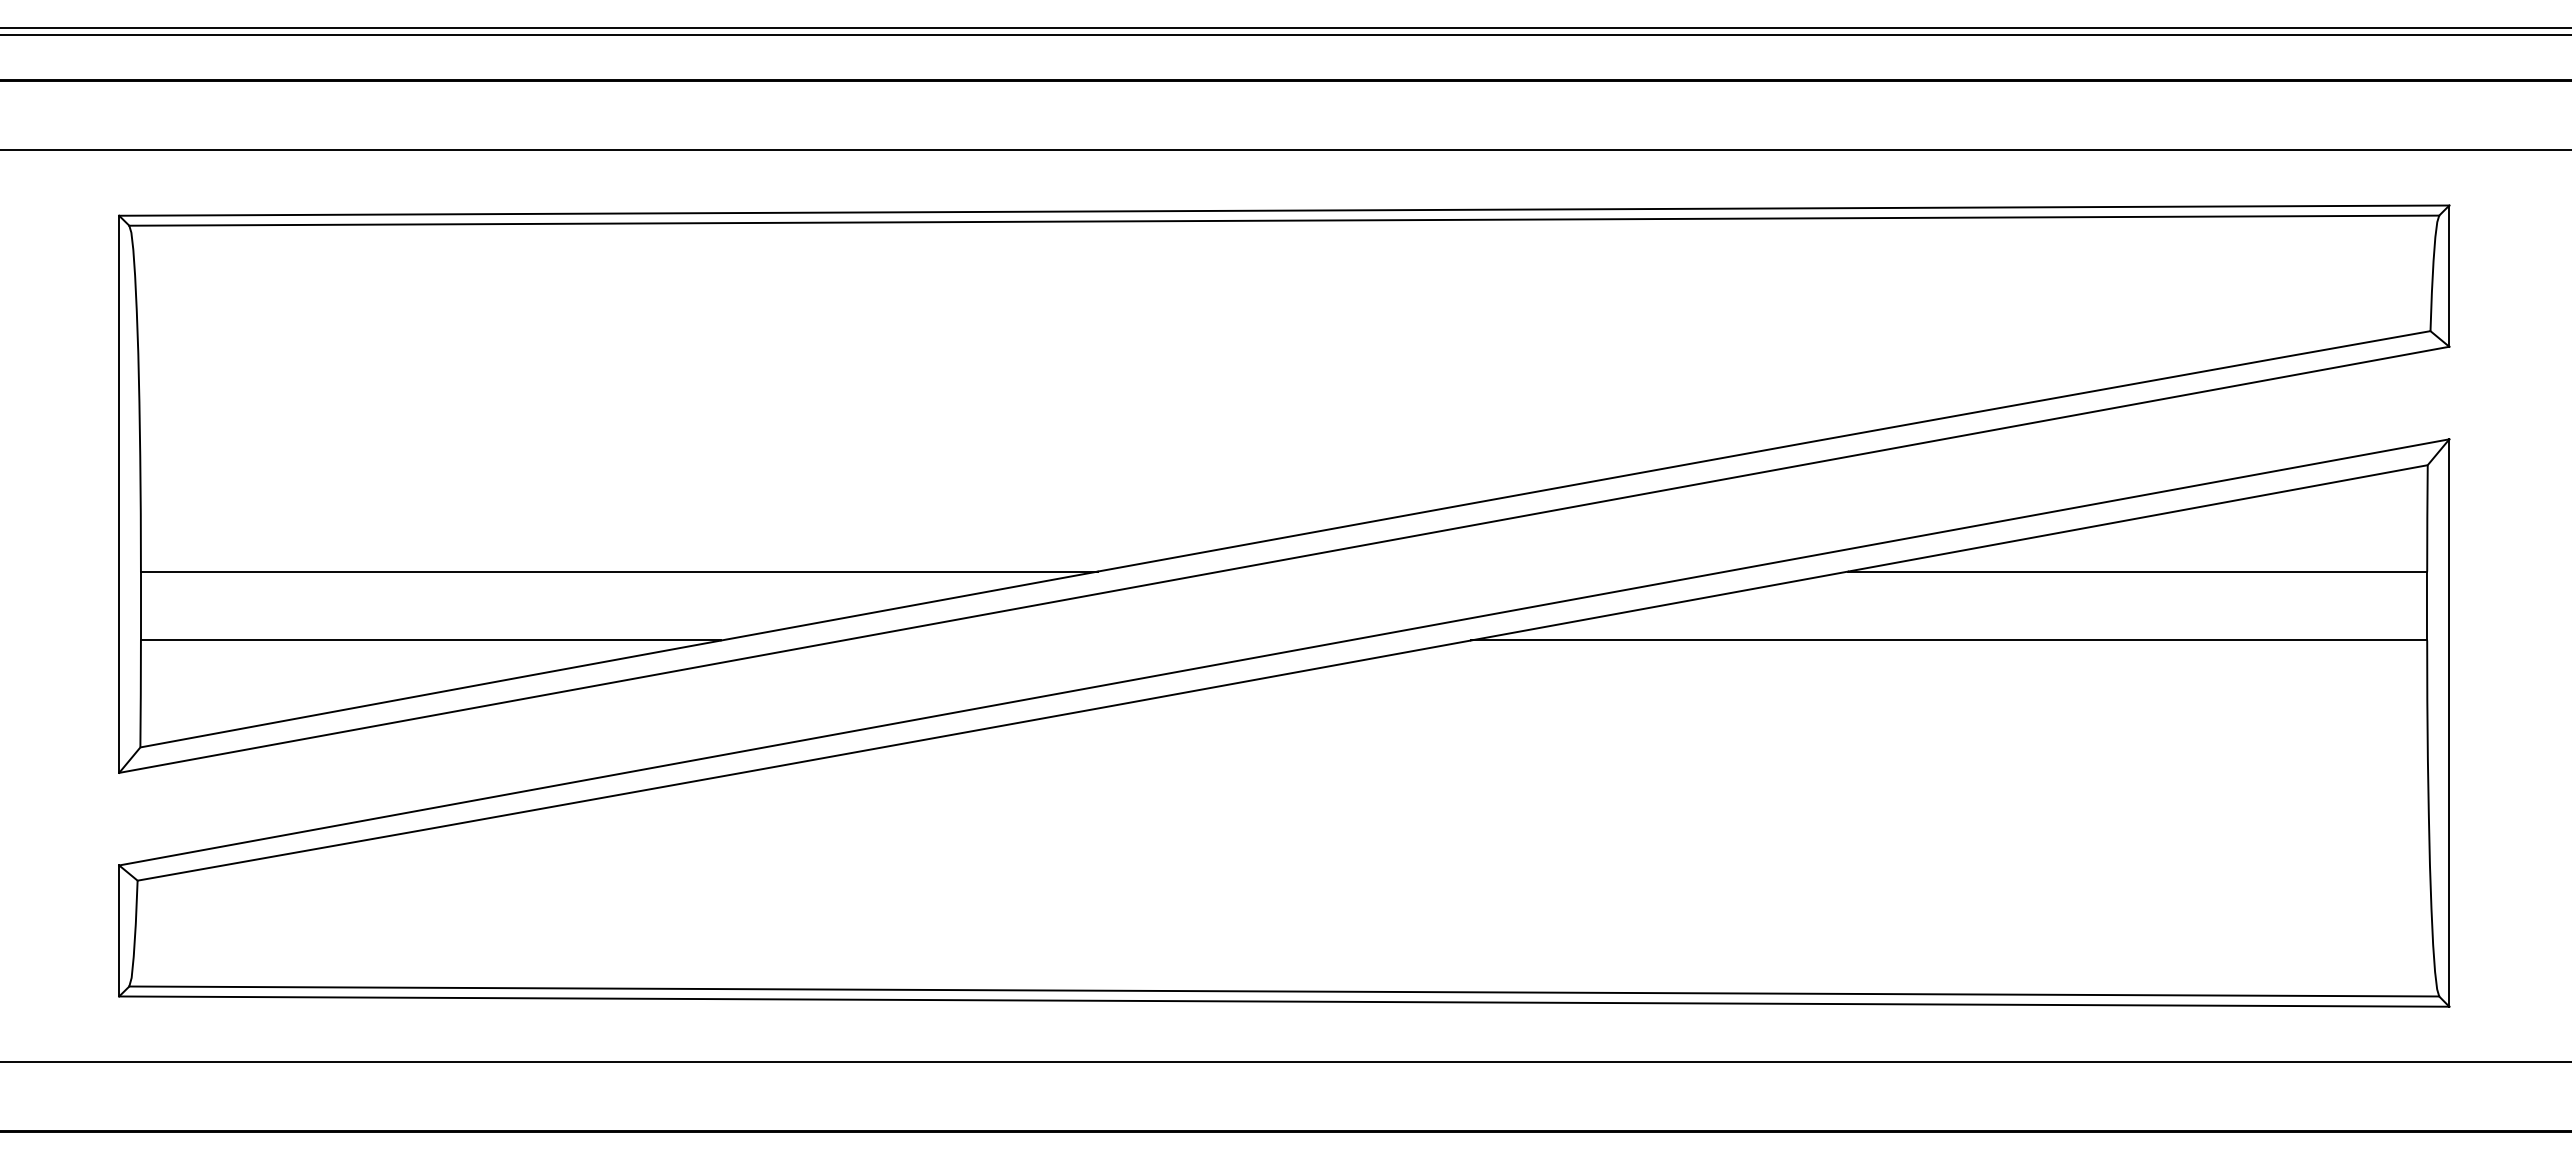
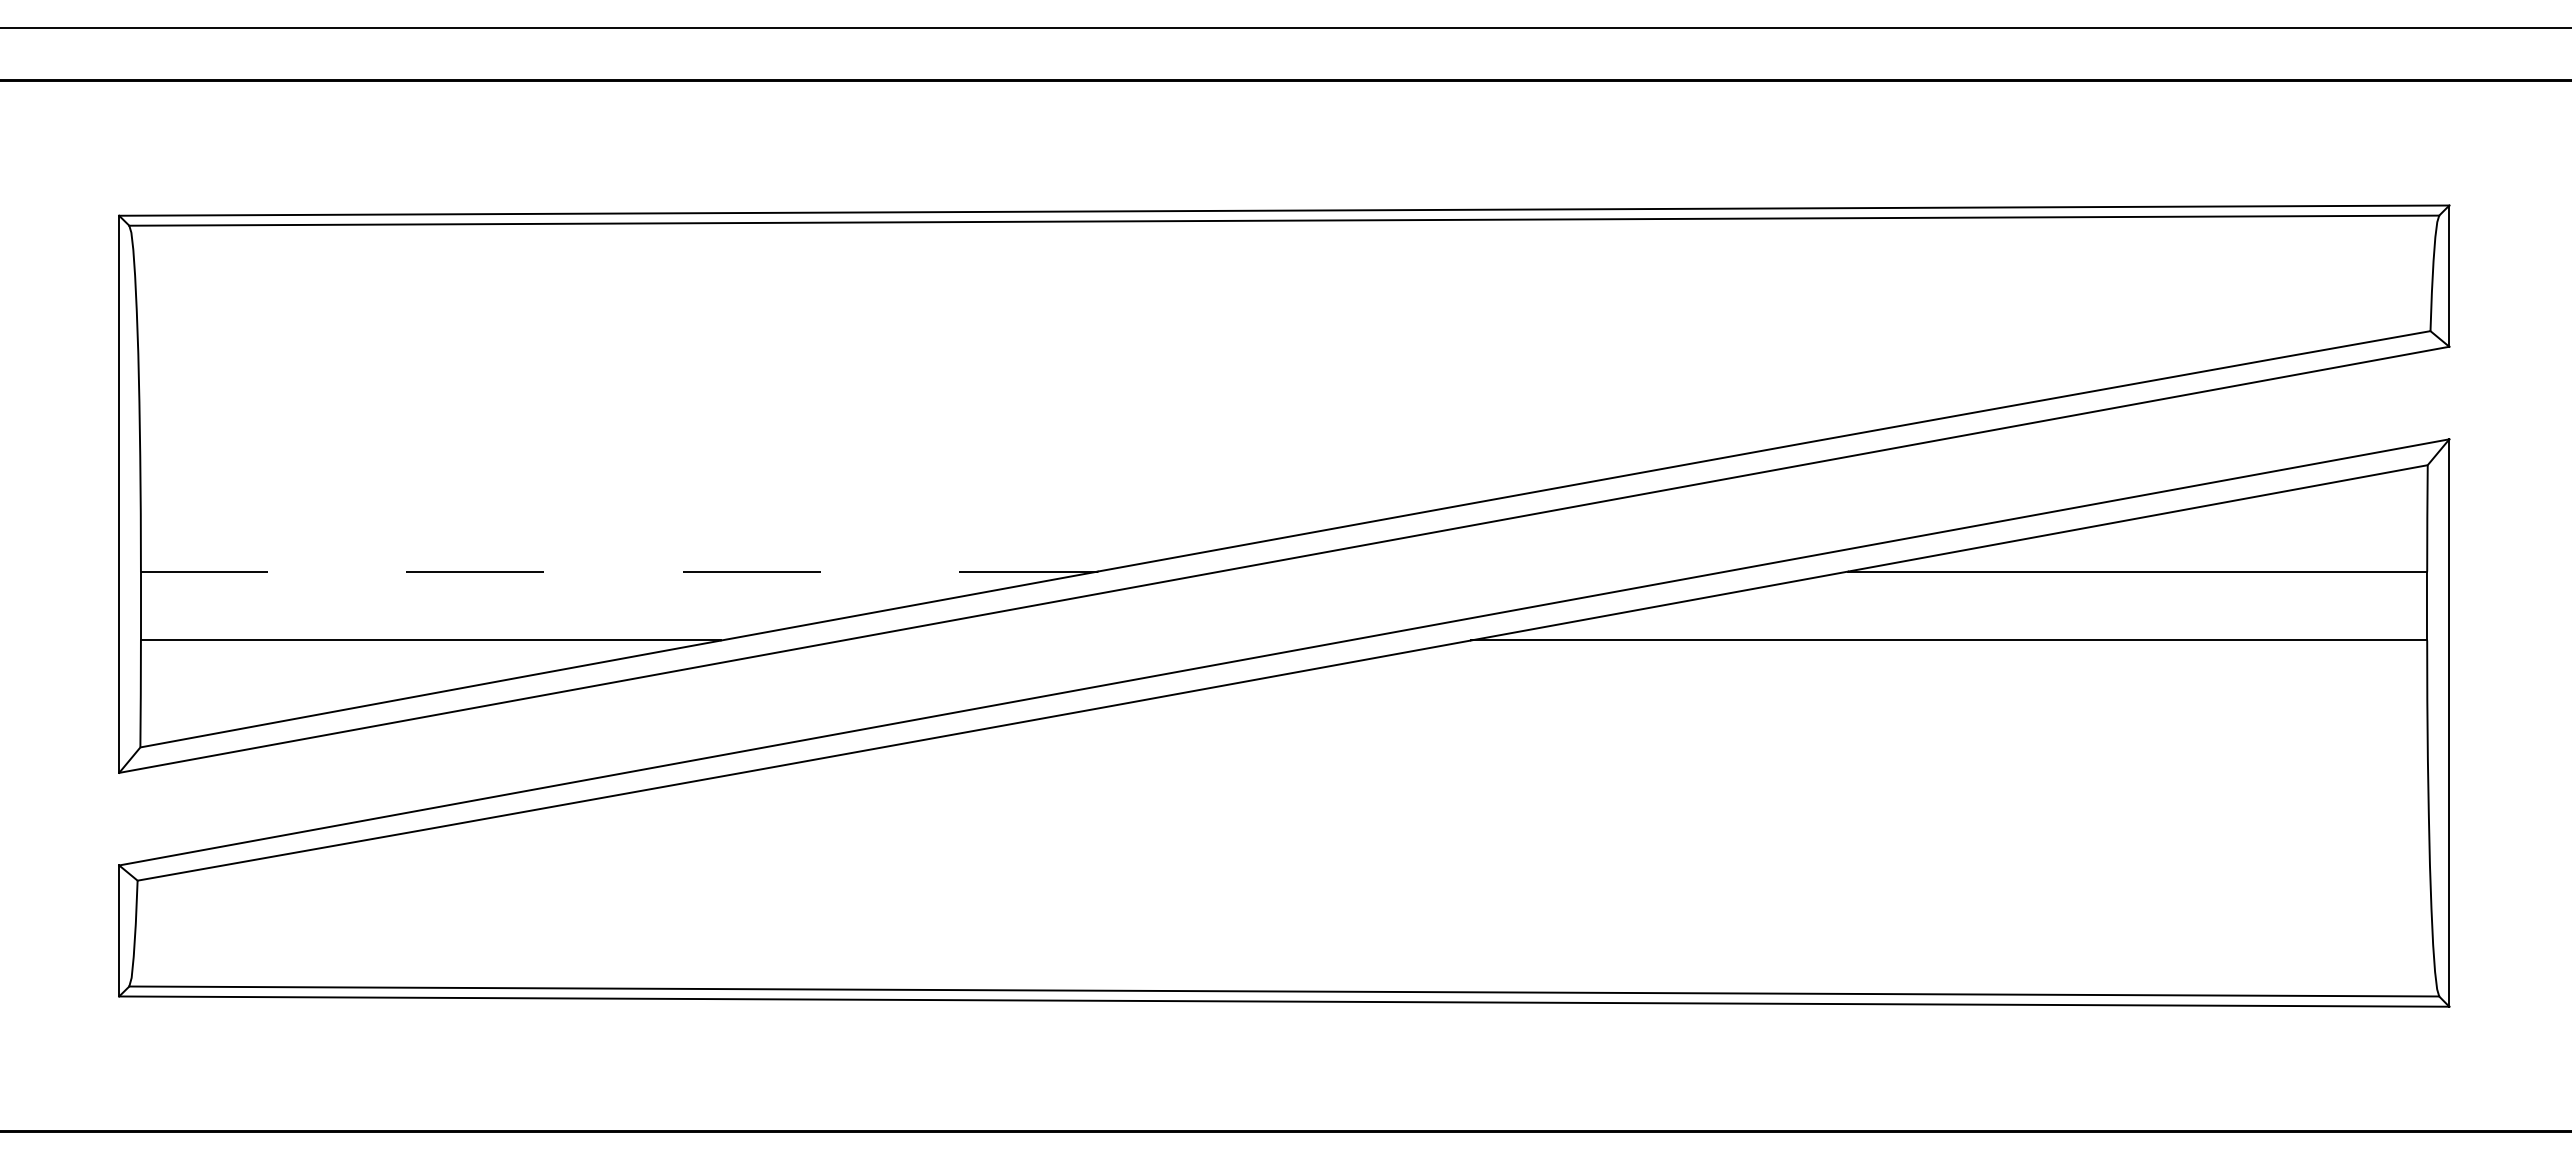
line: present -> none (1285, 35)
line: present -> none (1285, 150)
line: solid -> dashed (618, 571)
line: present -> none (1285, 1062)
